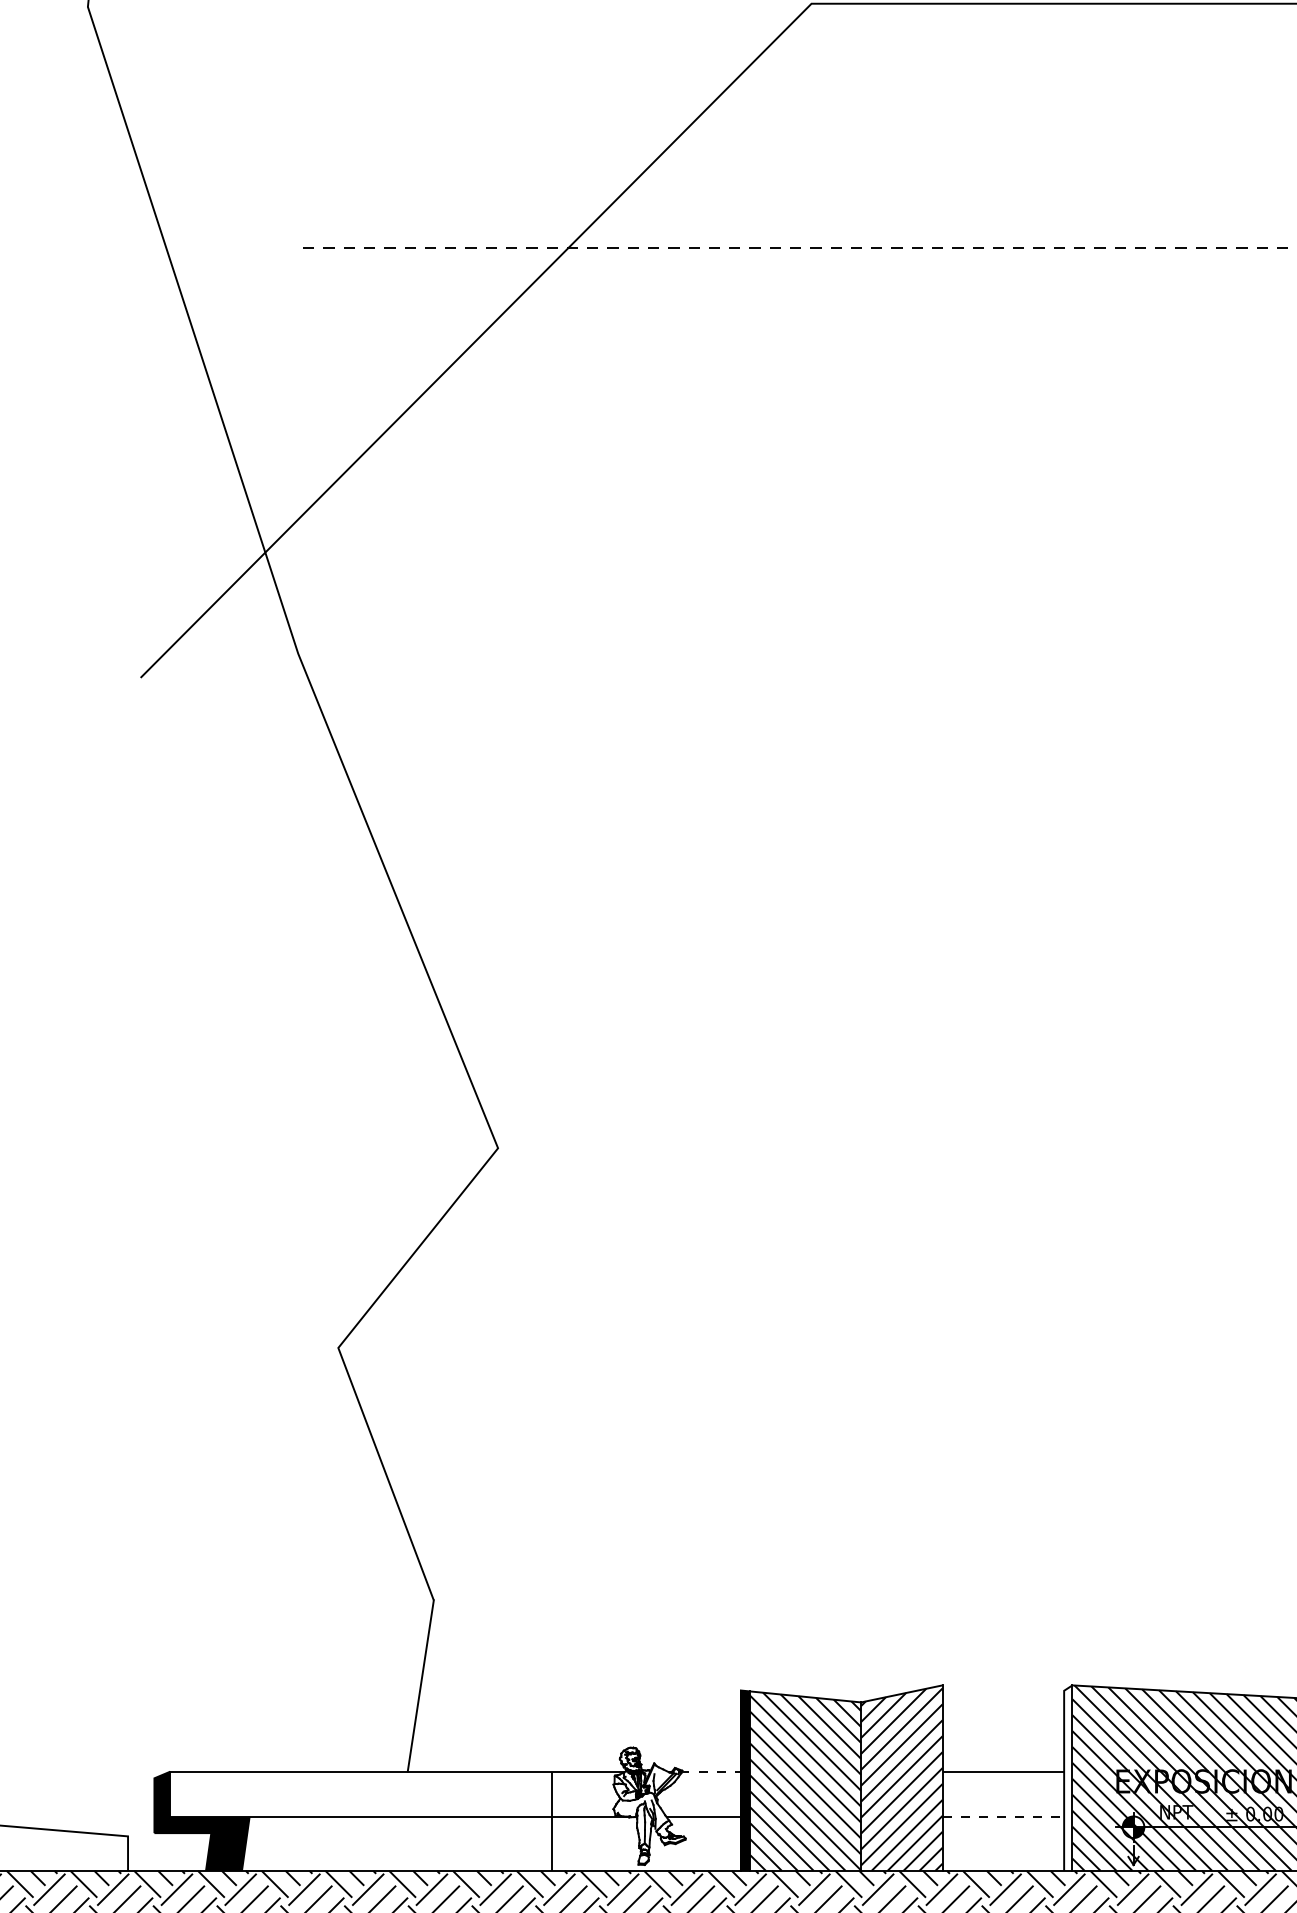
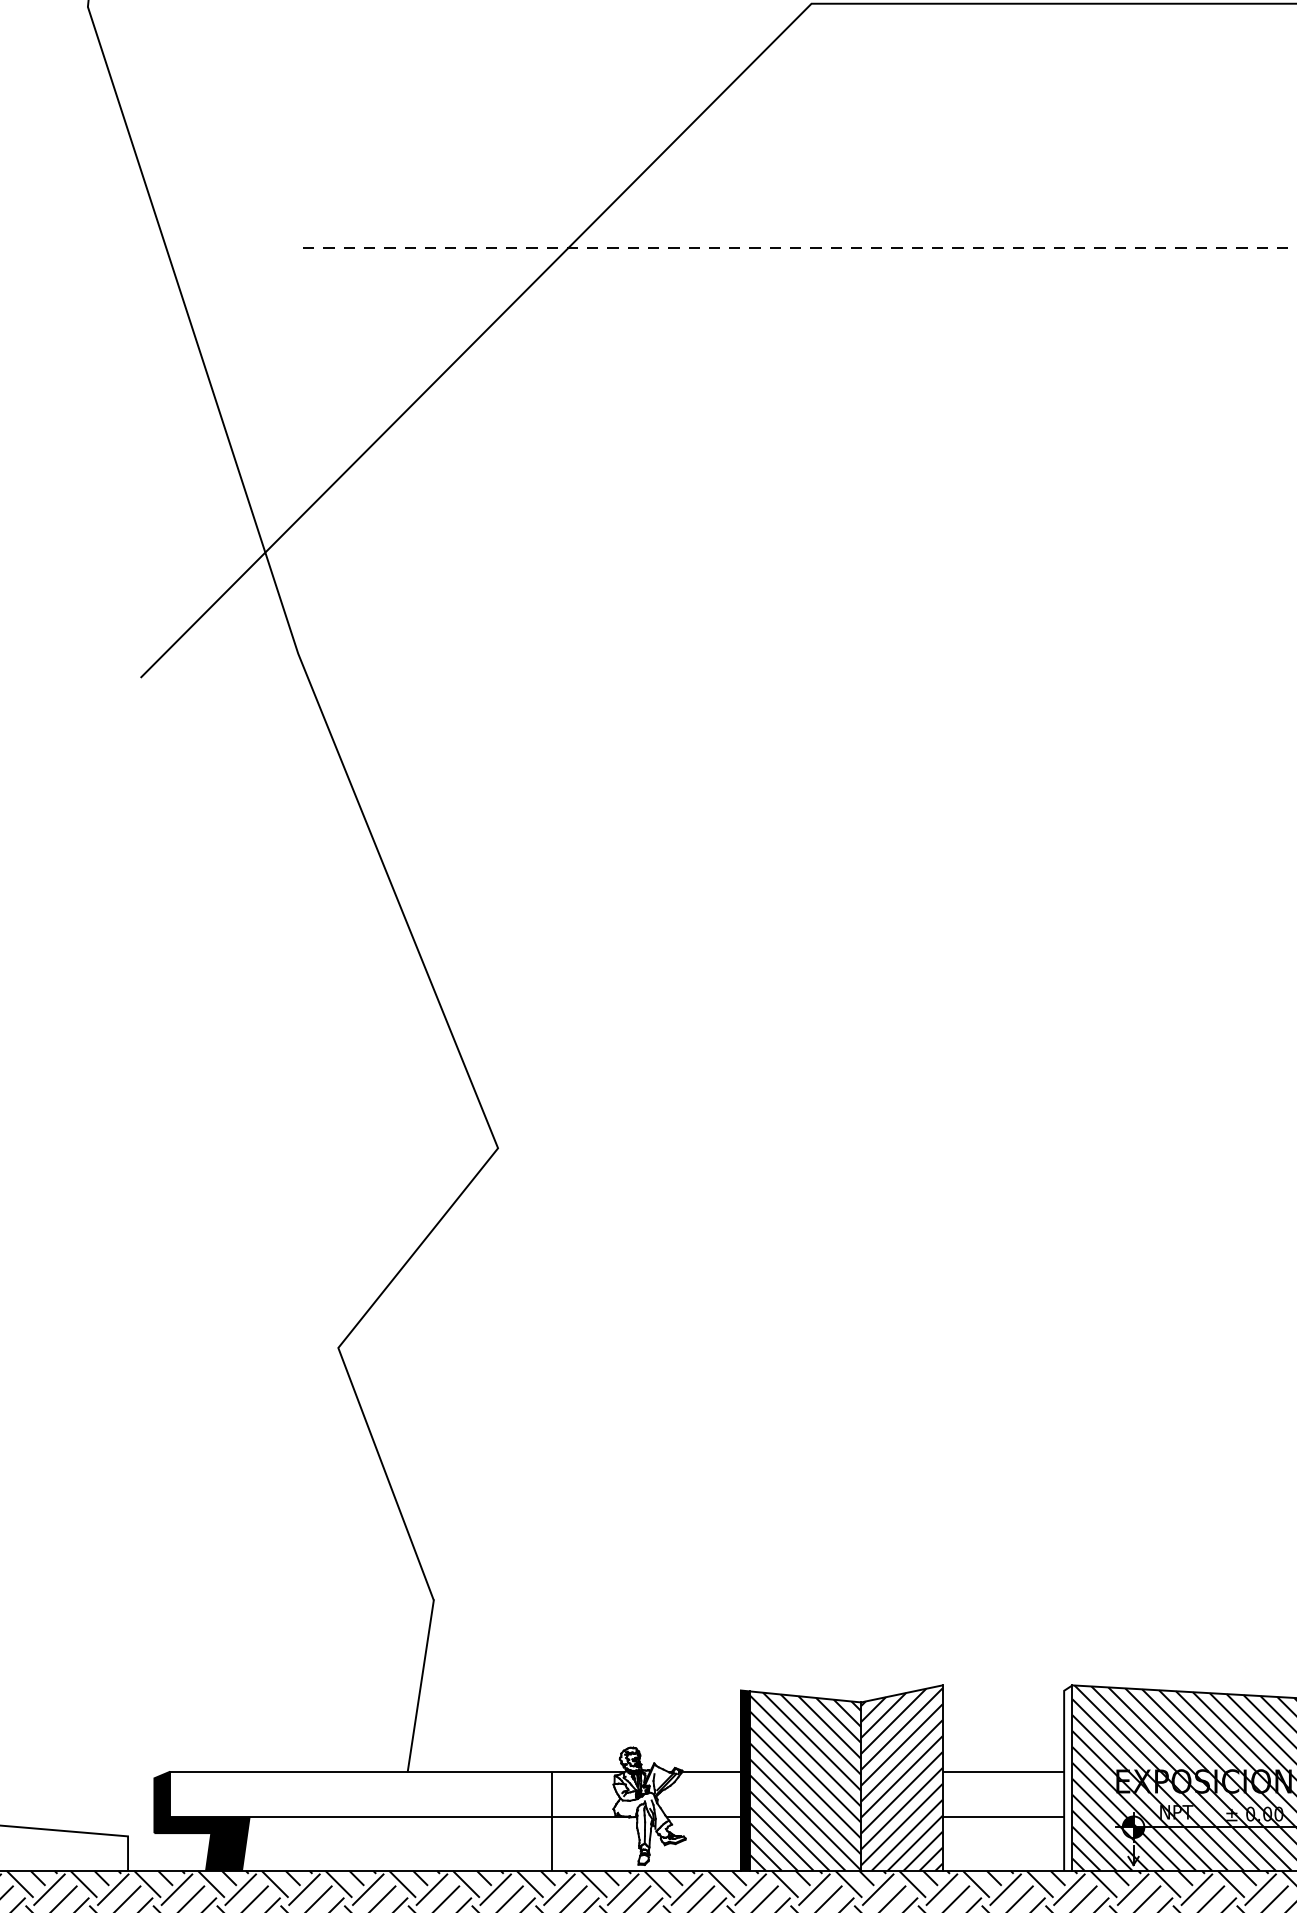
line: dashed -> solid (711, 1771)
line: dashed -> solid (1003, 1816)
